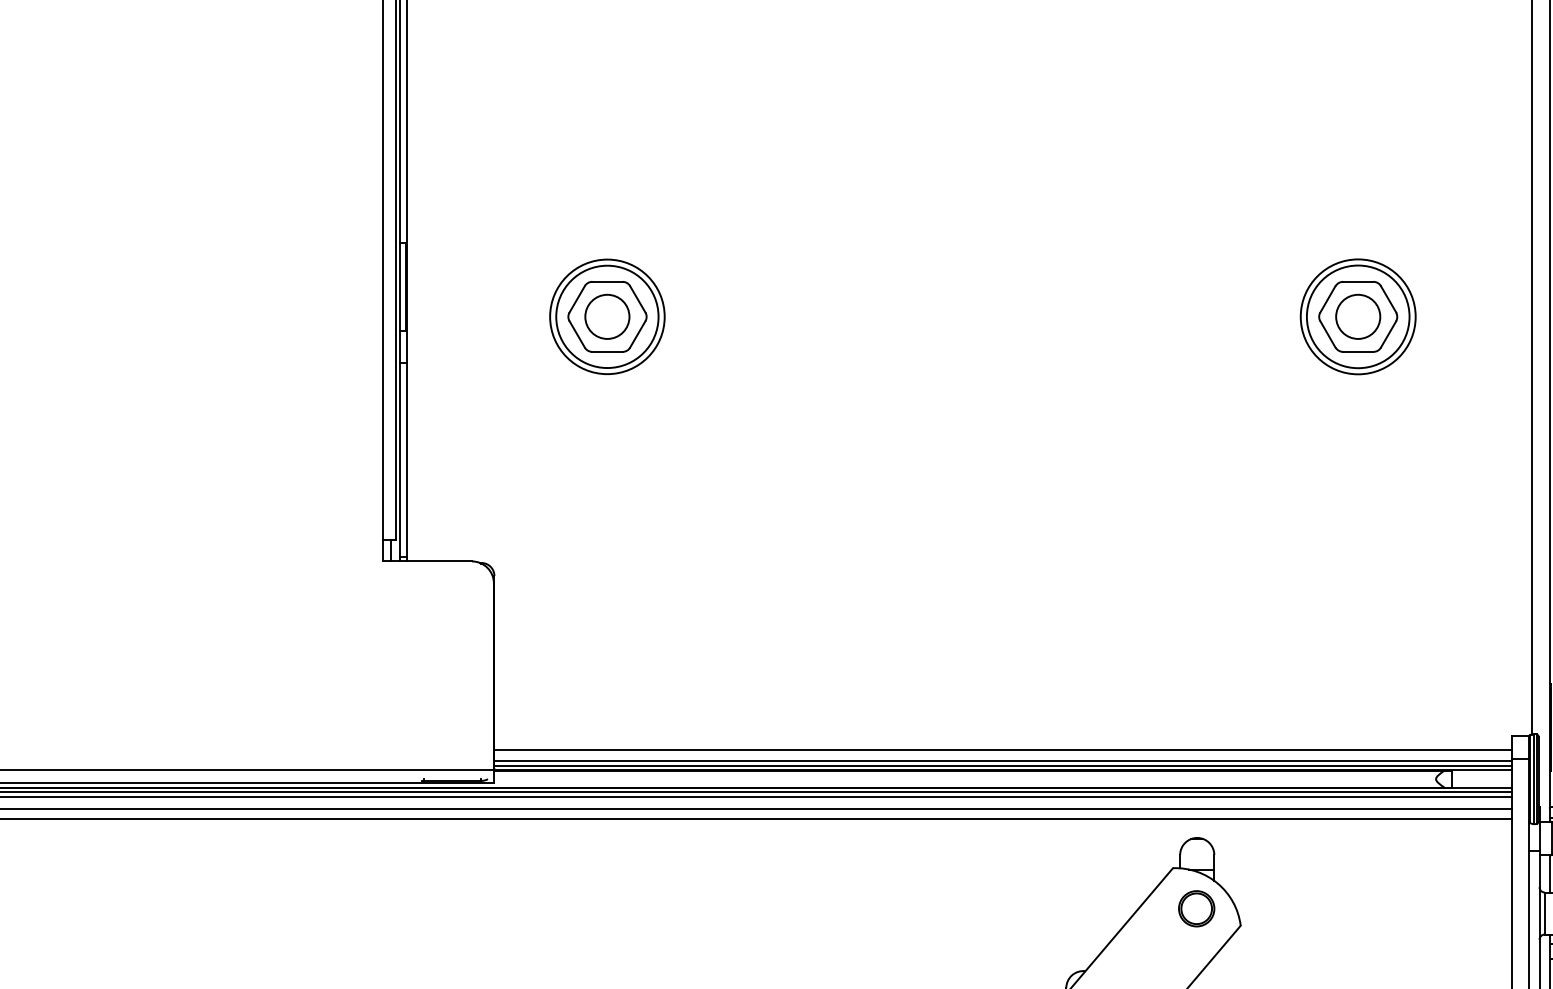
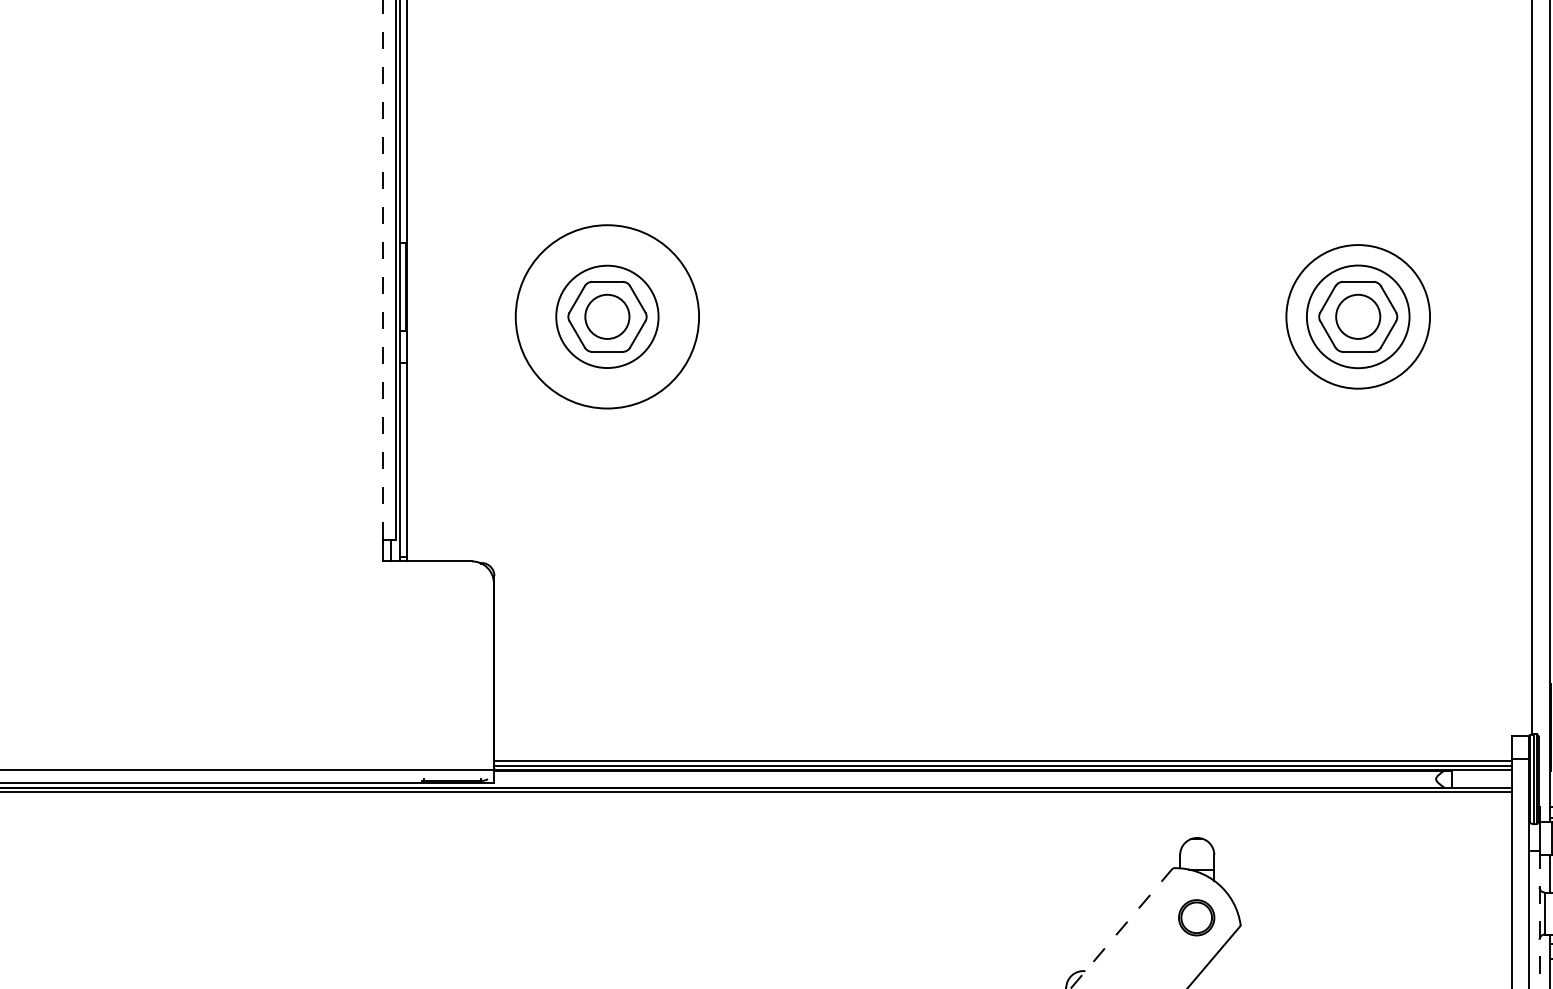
line: solid -> dashed (383, 269)
circle diameter: 115 px -> 183 px (607, 316)
circle diameter: 115 px -> 144 px (1358, 316)
line: present -> none (1002, 749)
line: present -> none (756, 797)
line: present -> none (756, 808)
line: present -> none (756, 819)
part position: (1196, 908) -> (1196, 917) (1196, 917)
line: solid -> dashed (1539, 919)
line: solid -> dashed (1121, 928)
